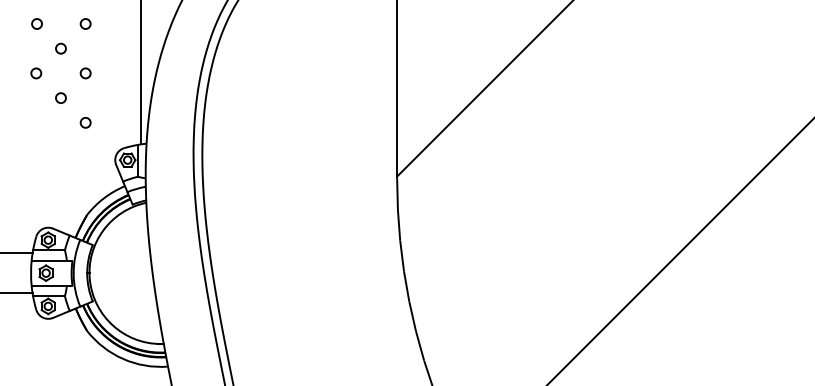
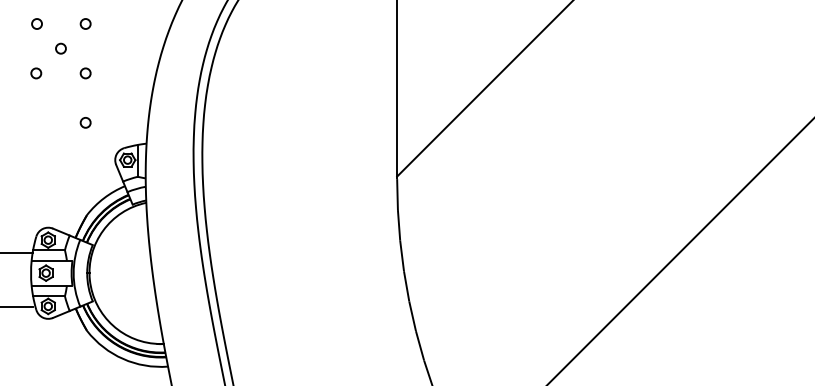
line: present -> none (141, 73)
circle: present -> none (60, 97)
line position: (17, 293) -> (17, 307) (17, 307)
